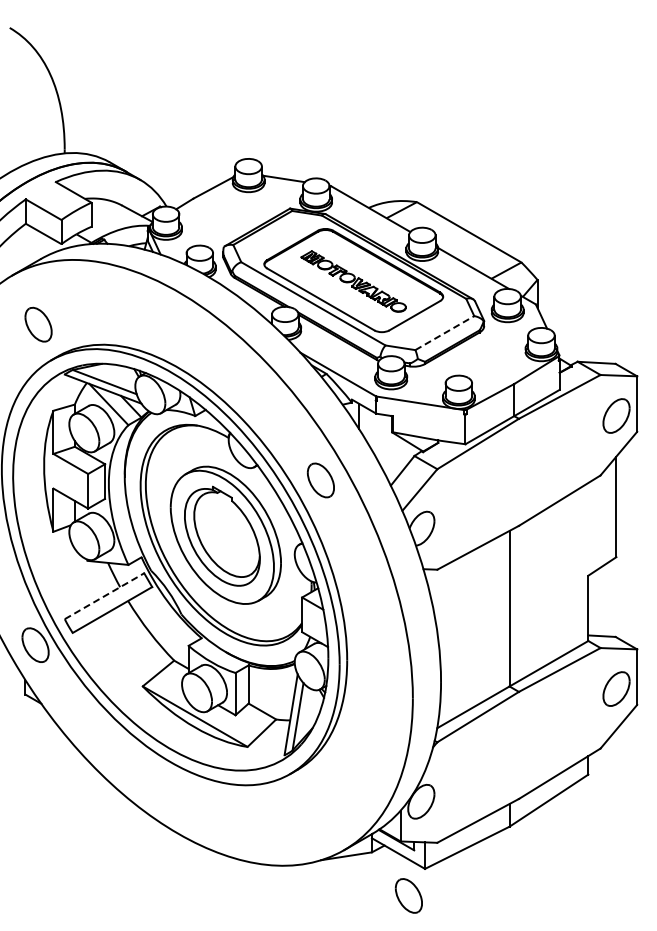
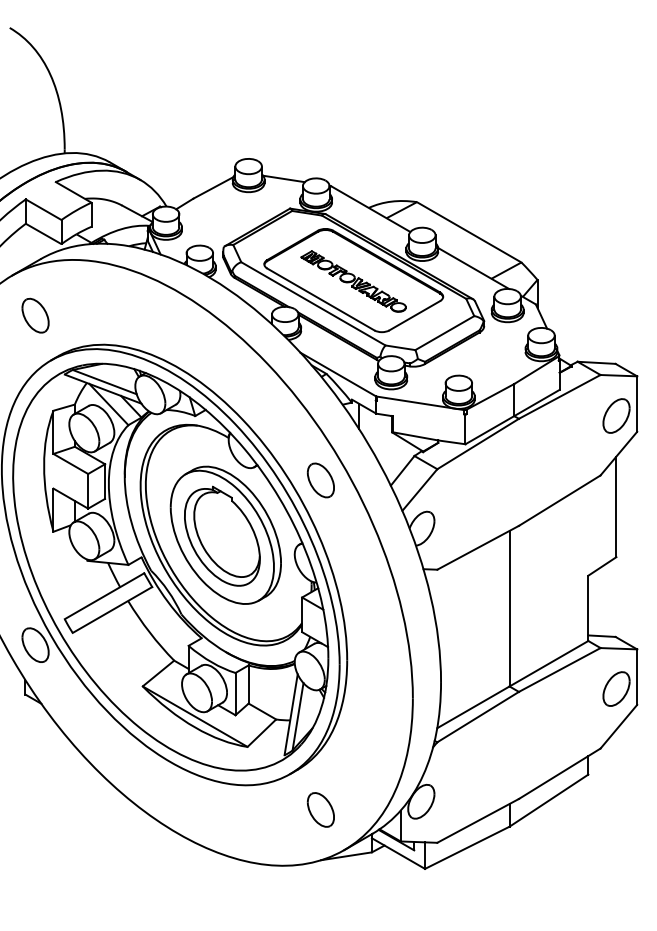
part position: (38, 324) -> (35, 315) (35, 315)
line: dashed -> solid (445, 332)
line: dashed -> solid (104, 596)
part position: (408, 895) -> (320, 809) (320, 809)
